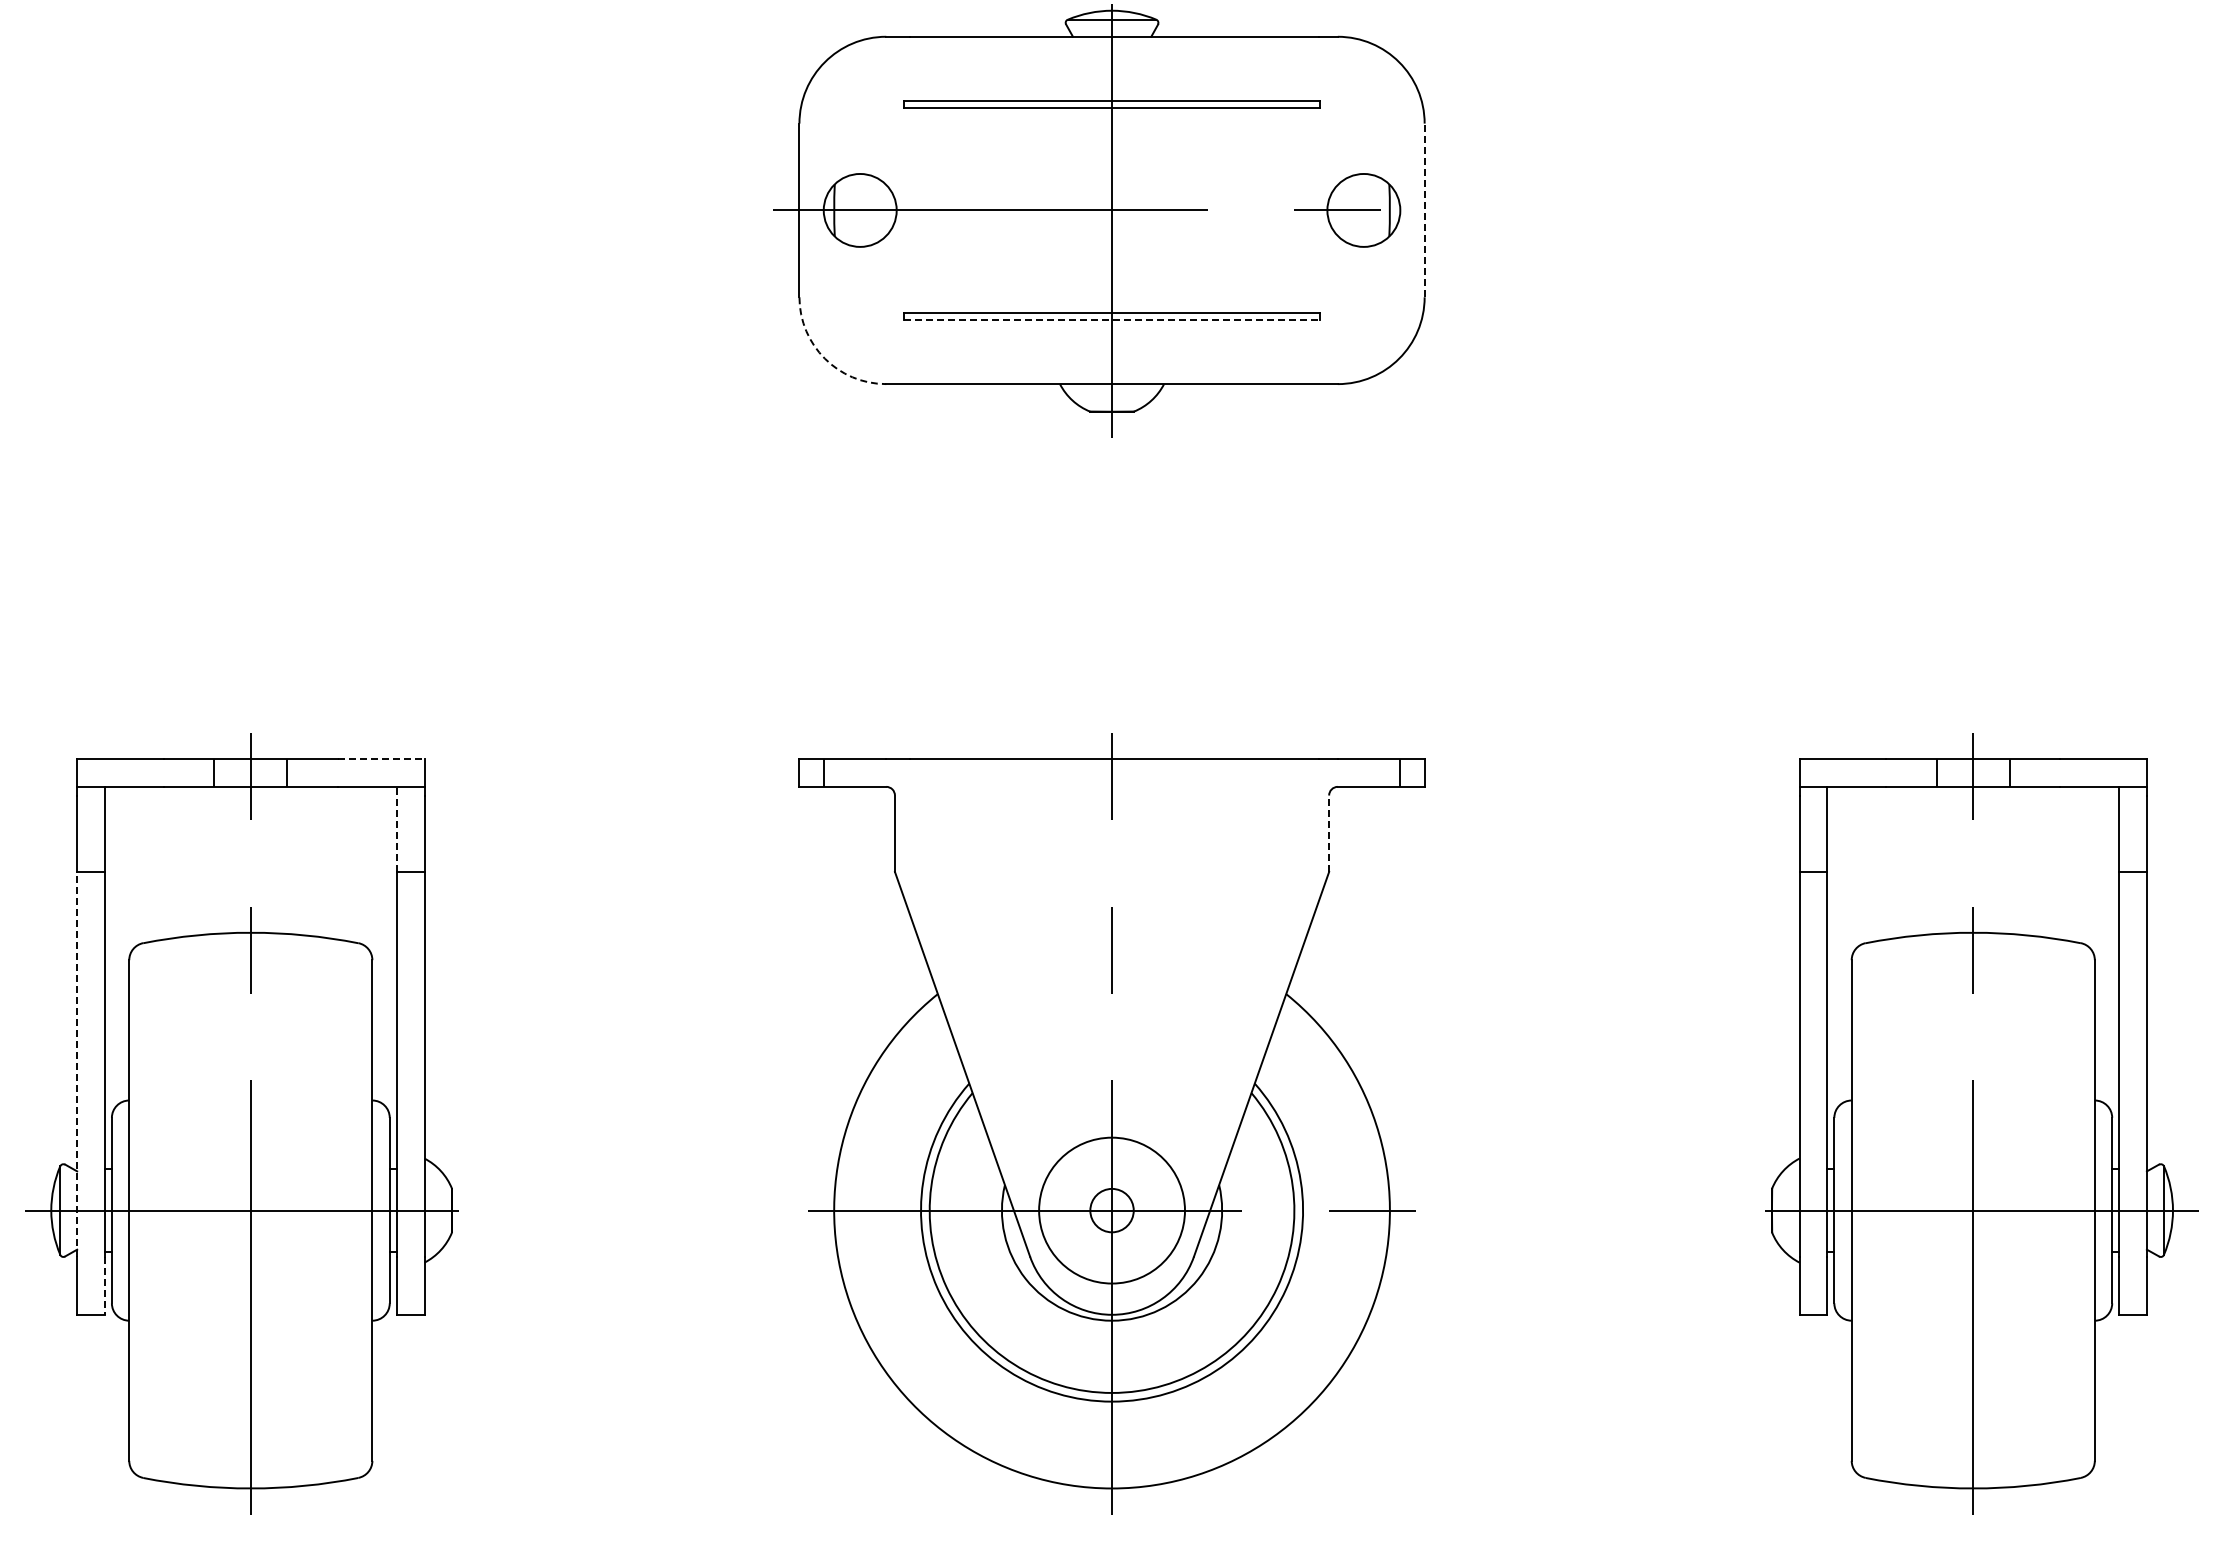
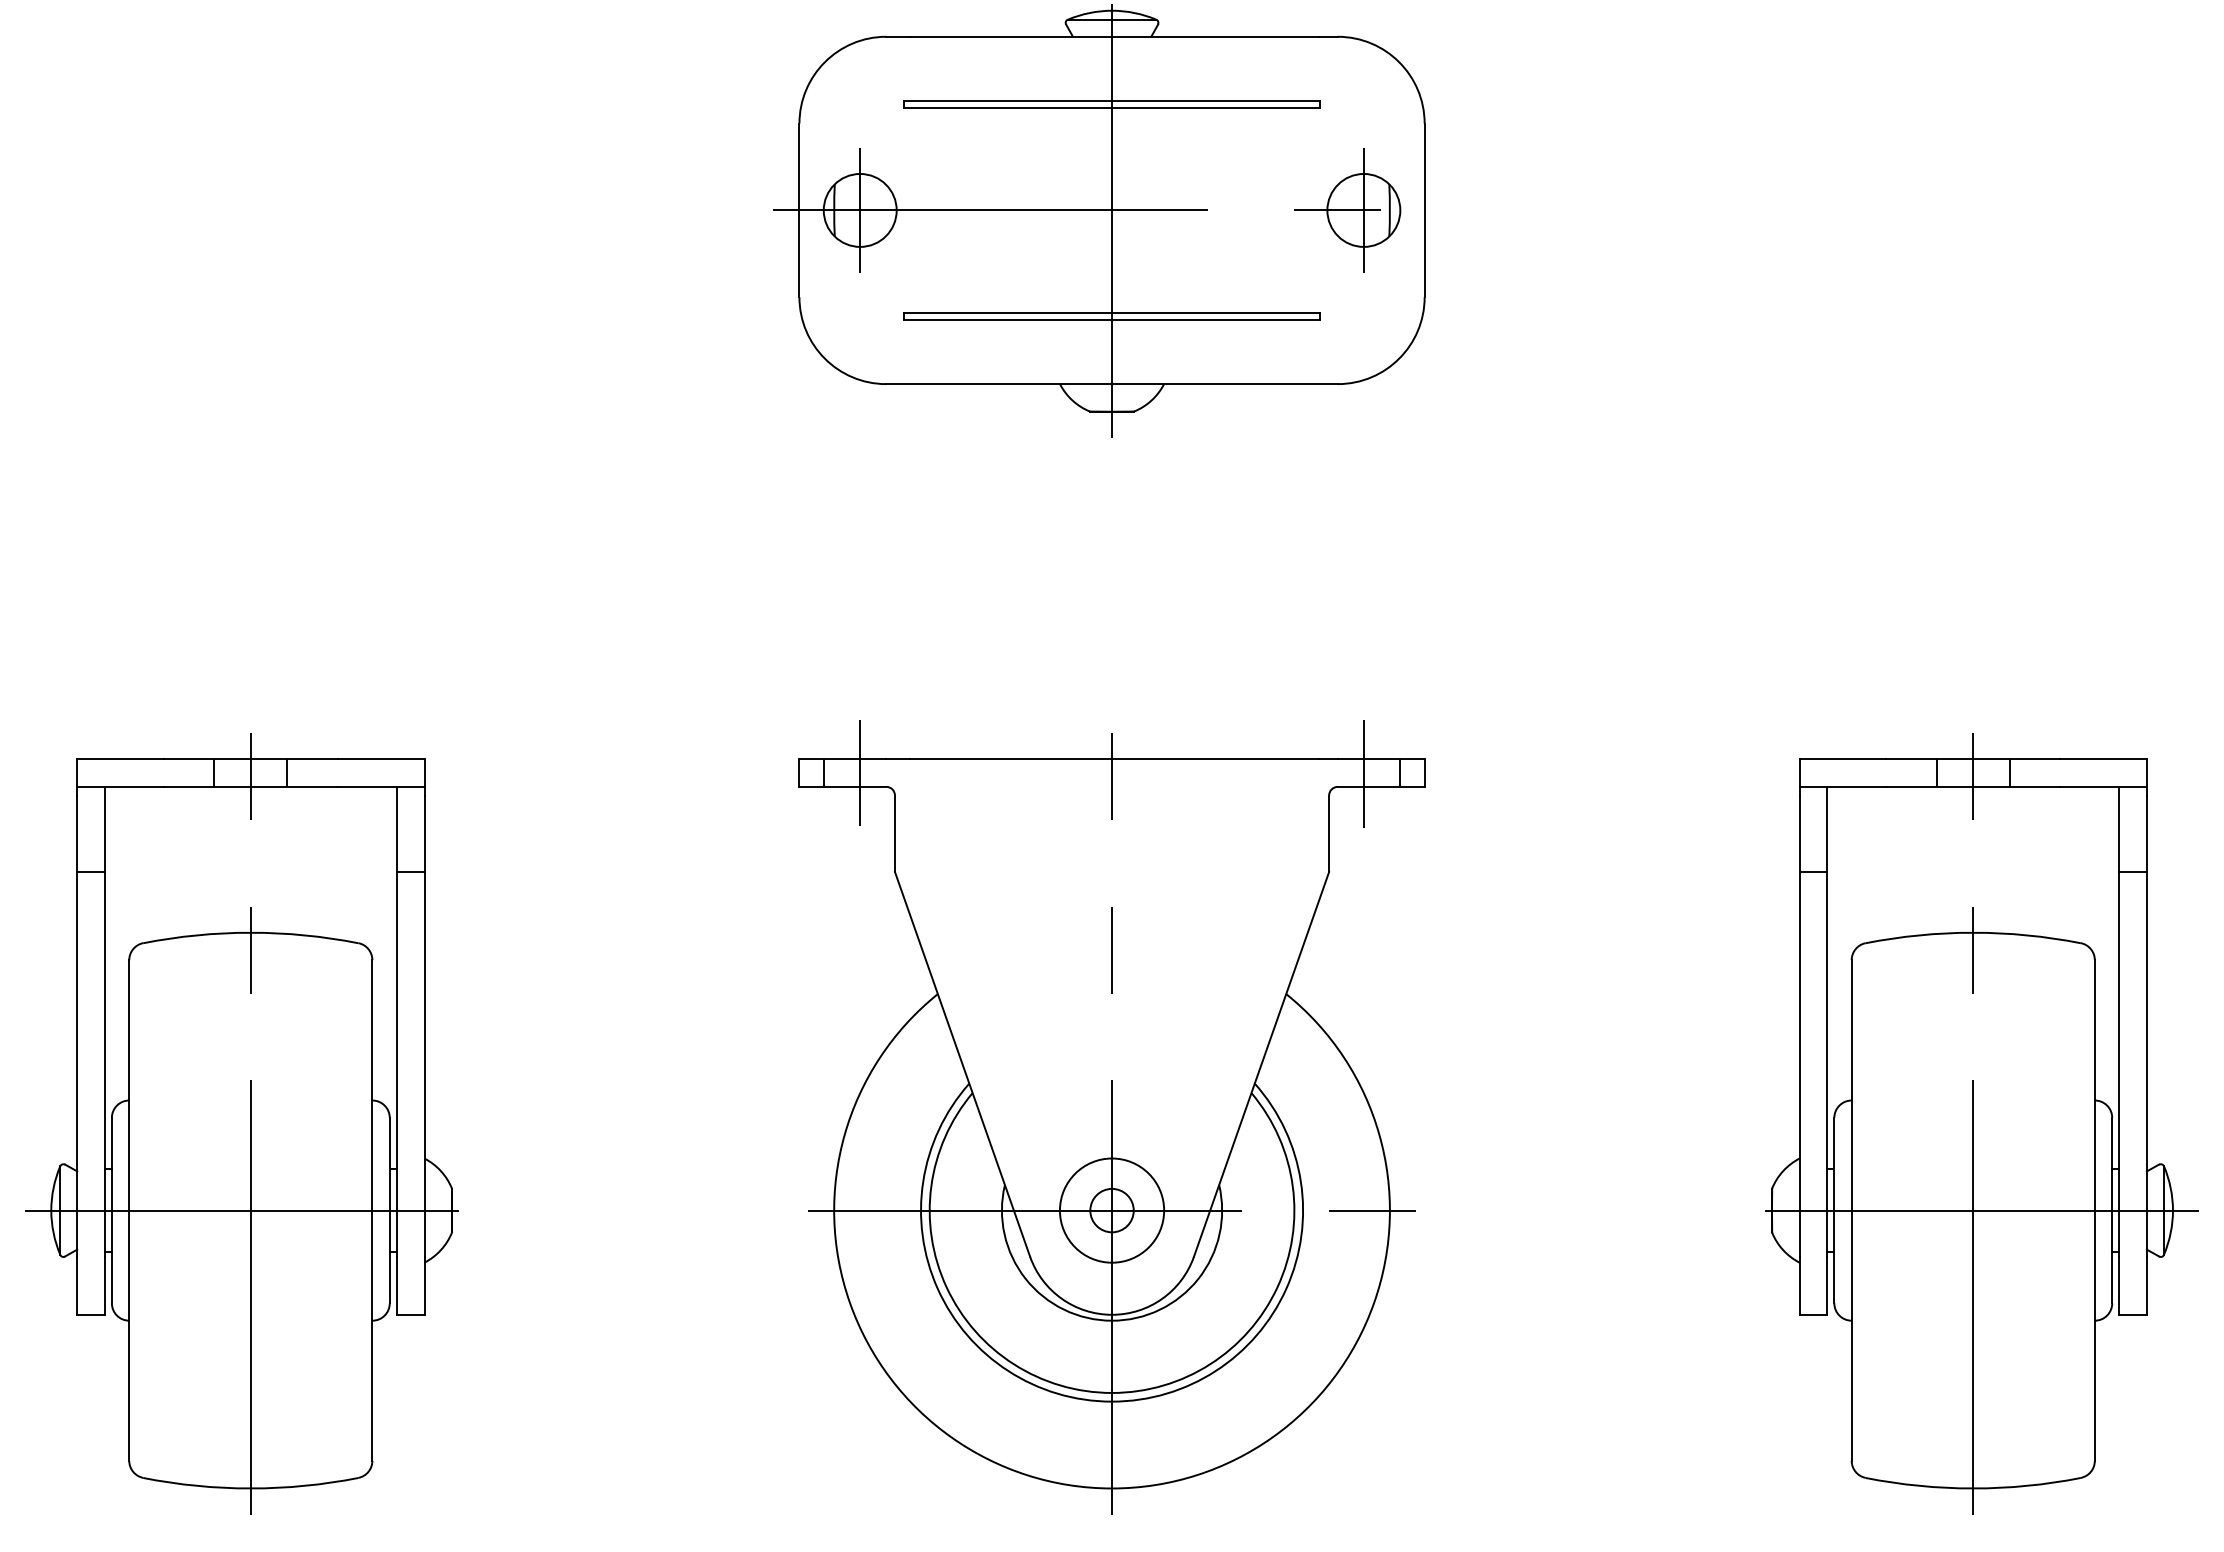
line: none -> present (860, 209)
line: none -> present (1363, 209)
line: dashed -> solid (1424, 210)
line: dashed -> solid (1112, 319)
arc: dashed -> solid (824, 358)
line: dashed -> solid (381, 759)
line: none -> present (860, 772)
line: none -> present (1363, 773)
line: dashed -> solid (396, 829)
line: dashed -> solid (1329, 833)
line: dashed -> solid (77, 1063)
circle diameter: 146 px -> 104 px (1111, 1210)
line: dashed -> solid (104, 1286)
